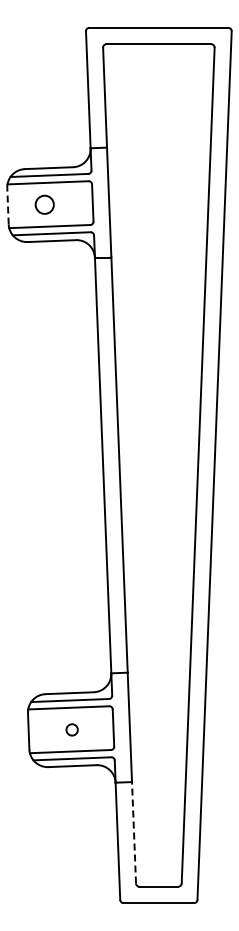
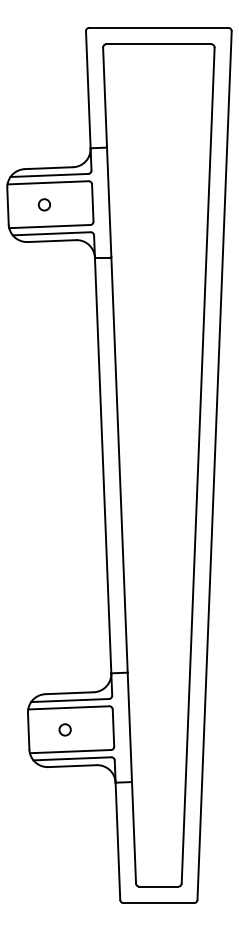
circle size: 21x21 px -> 14x14 px (43, 204)
line: dashed -> solid (7, 205)
circle position: (71, 729) -> (64, 729) (64, 729)
line: dashed -> solid (134, 832)
